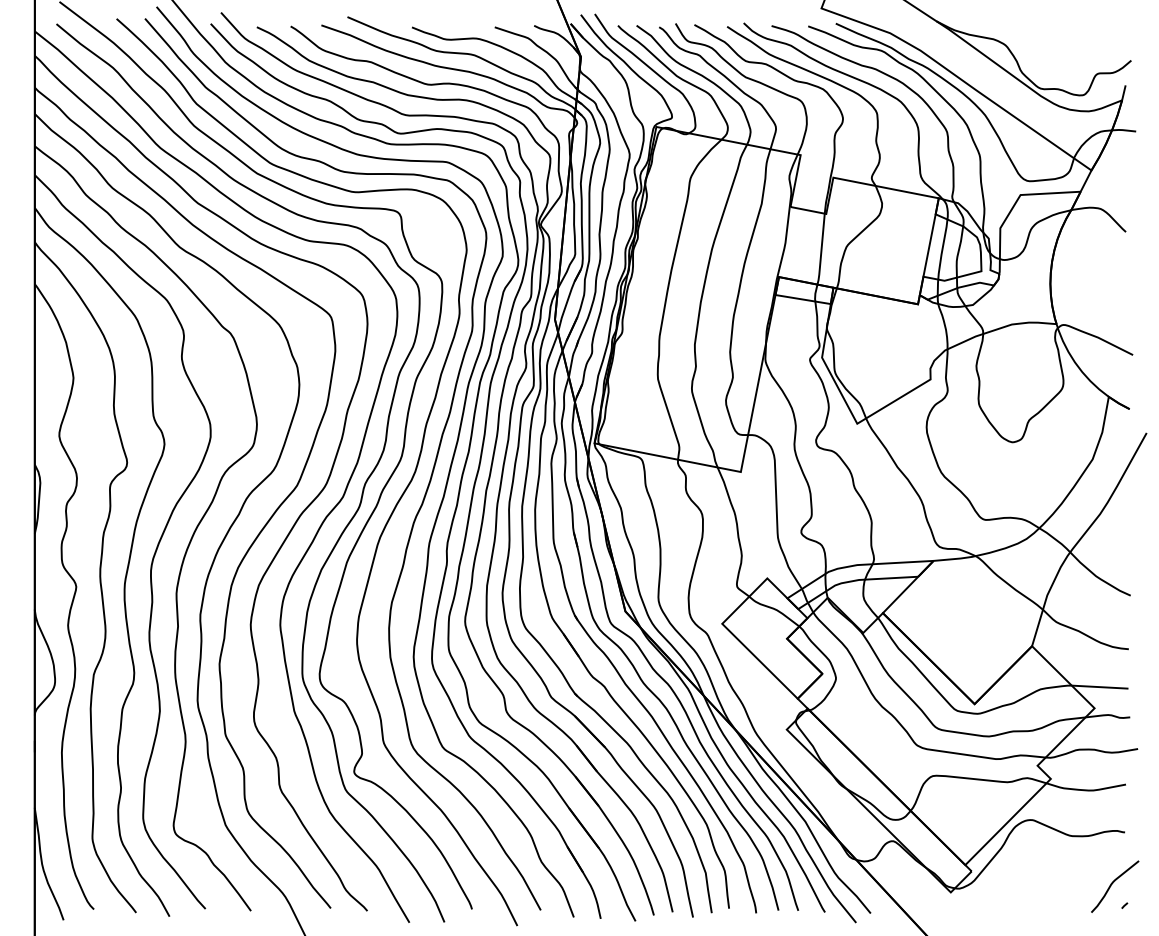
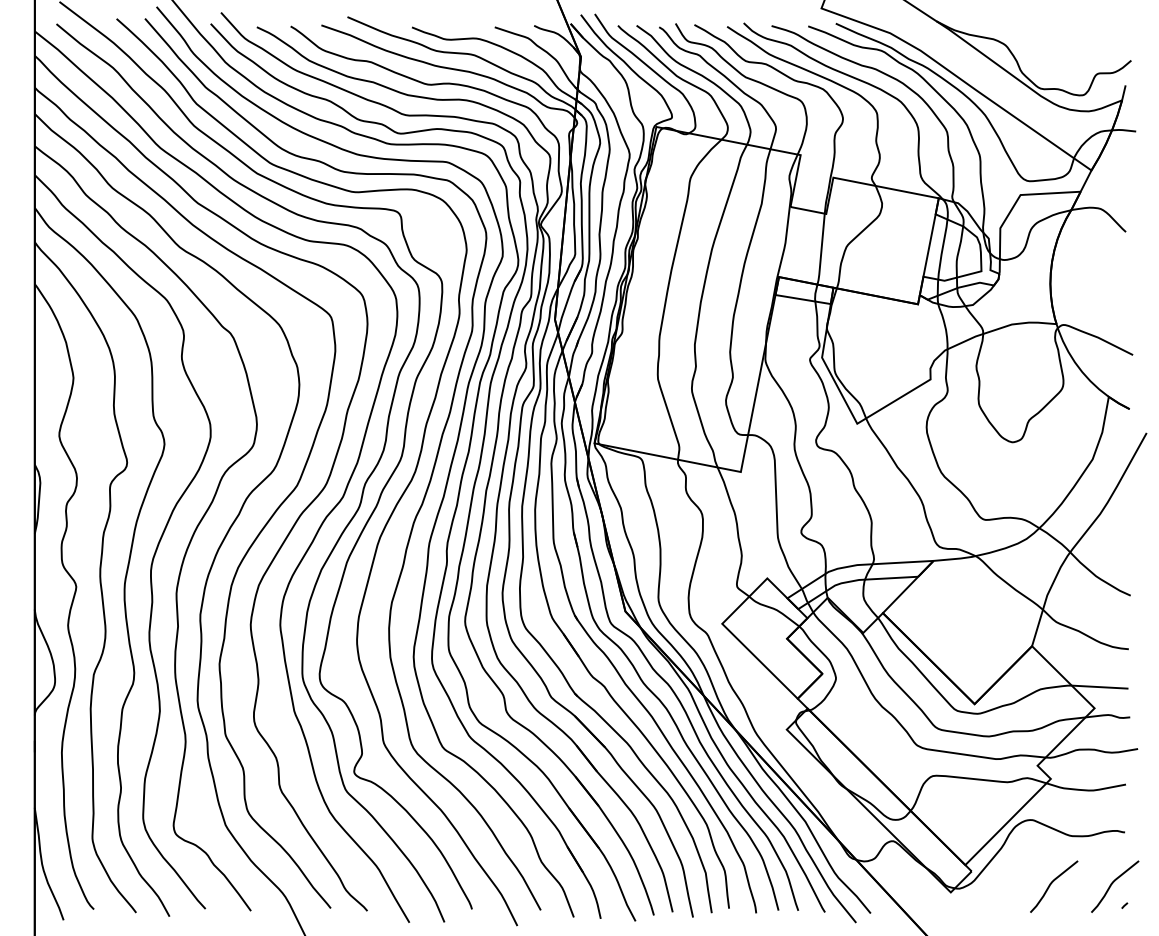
curve: none -> present (1052, 883)
